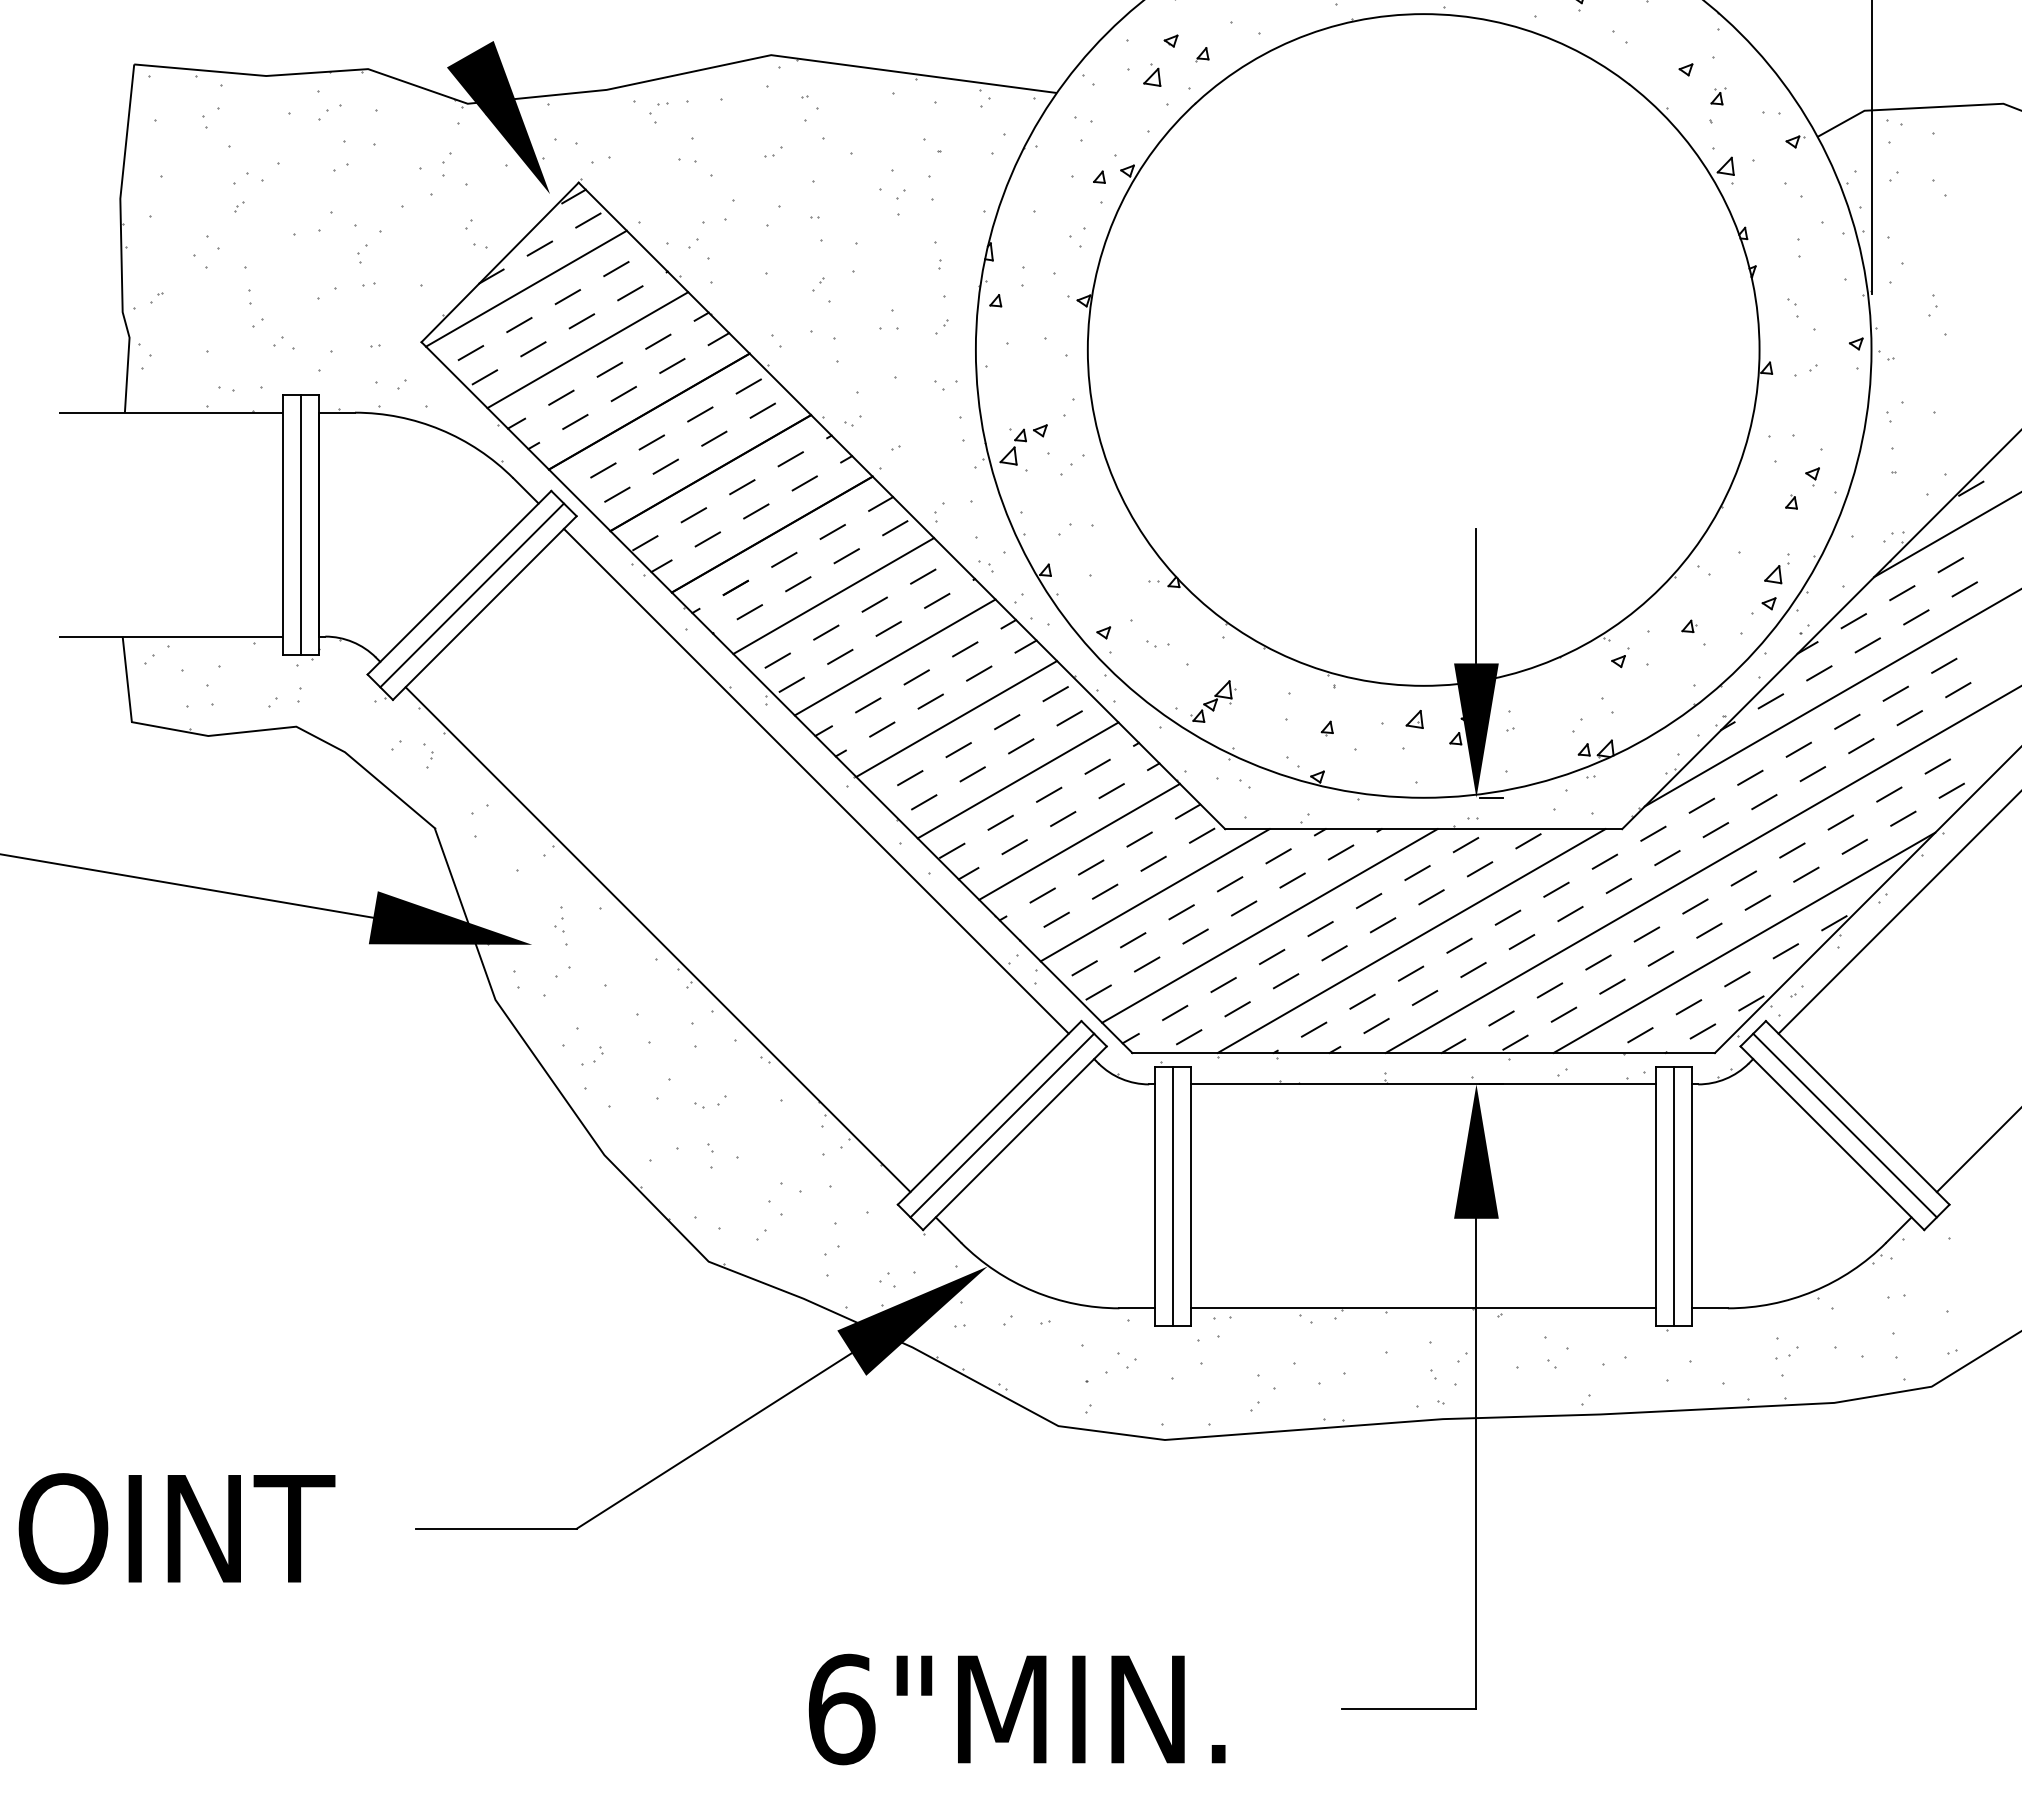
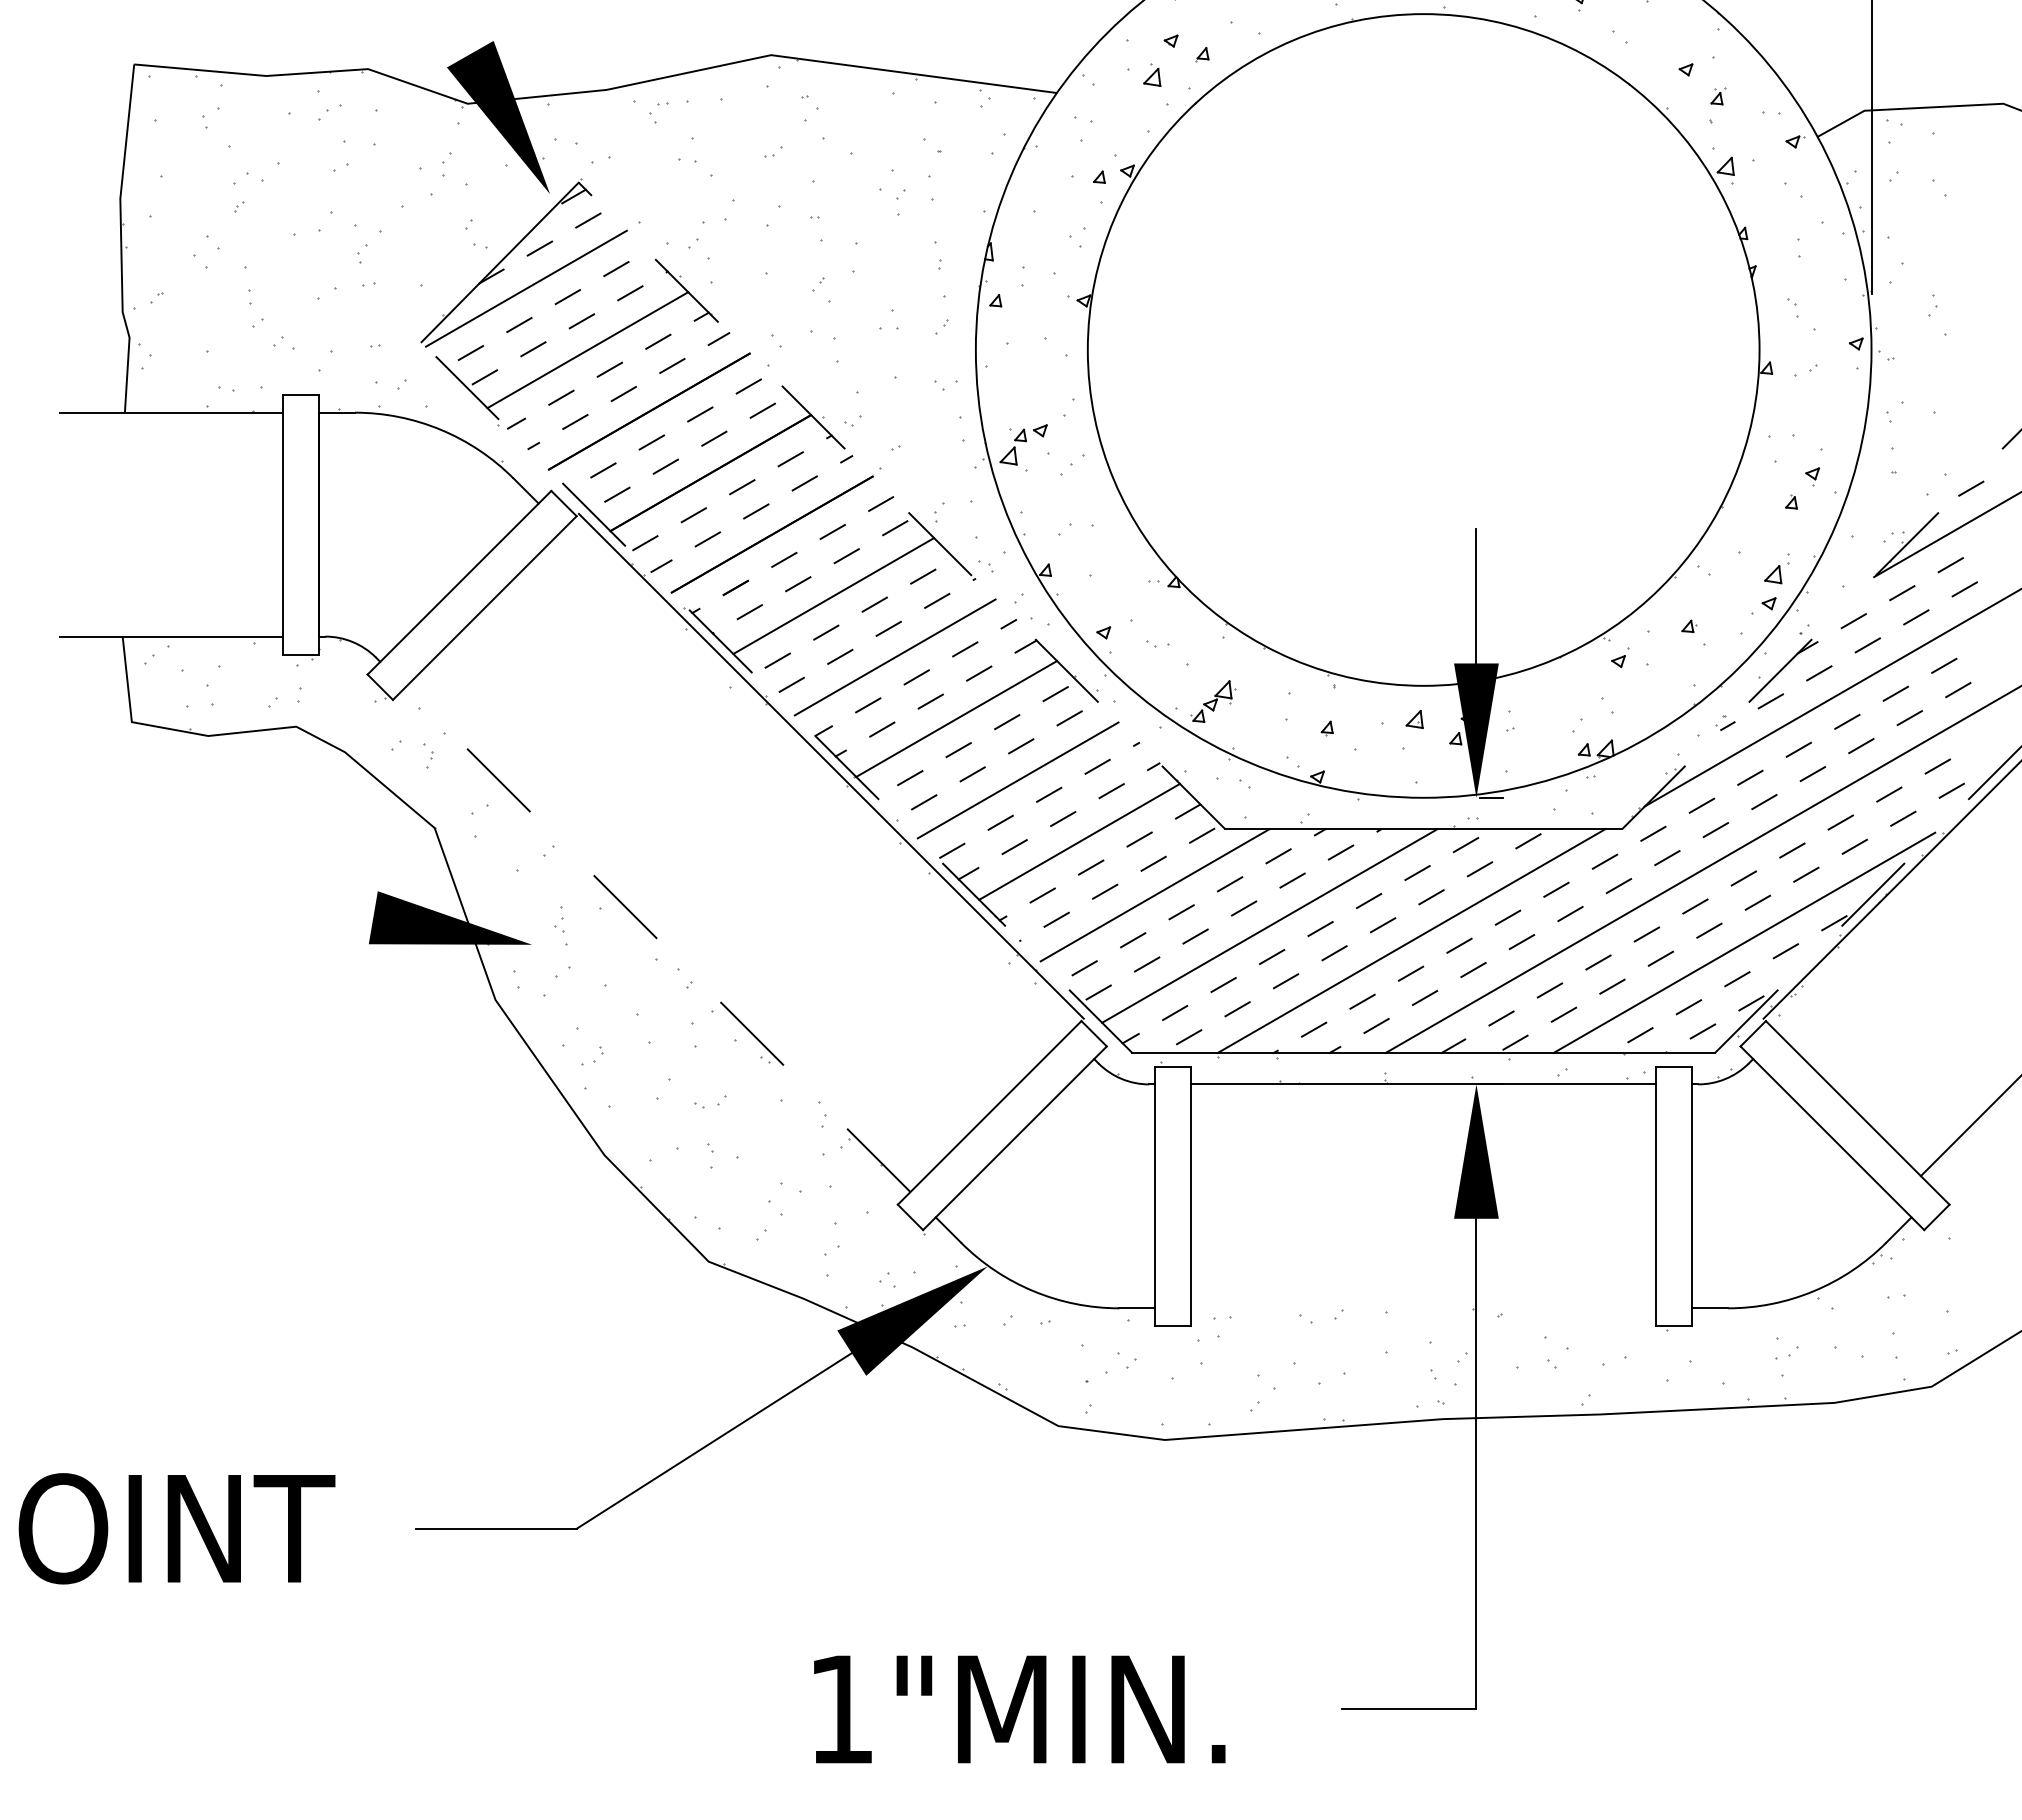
line: solid -> dashed (901, 505)
line: present -> none (301, 524)
line: present -> none (471, 595)
line: solid -> dashed (1822, 629)
line: solid -> dashed (776, 697)
line position: (815, 780) -> (830, 765) (830, 765)
line: present -> none (187, 885)
line: solid -> dashed (1868, 899)
line position: (1898, 913) -> (1890, 890) (1890, 890)
line: solid -> dashed (658, 939)
line: present -> none (1002, 1125)
line: present -> none (1844, 1125)
line position: (1977, 1151) -> (1969, 1127) (1969, 1127)
line: present -> none (1173, 1196)
line: present -> none (1674, 1196)
line: present -> none (1423, 1308)
text: 6"MIN. -> 1"MIN. (841, 1709)
